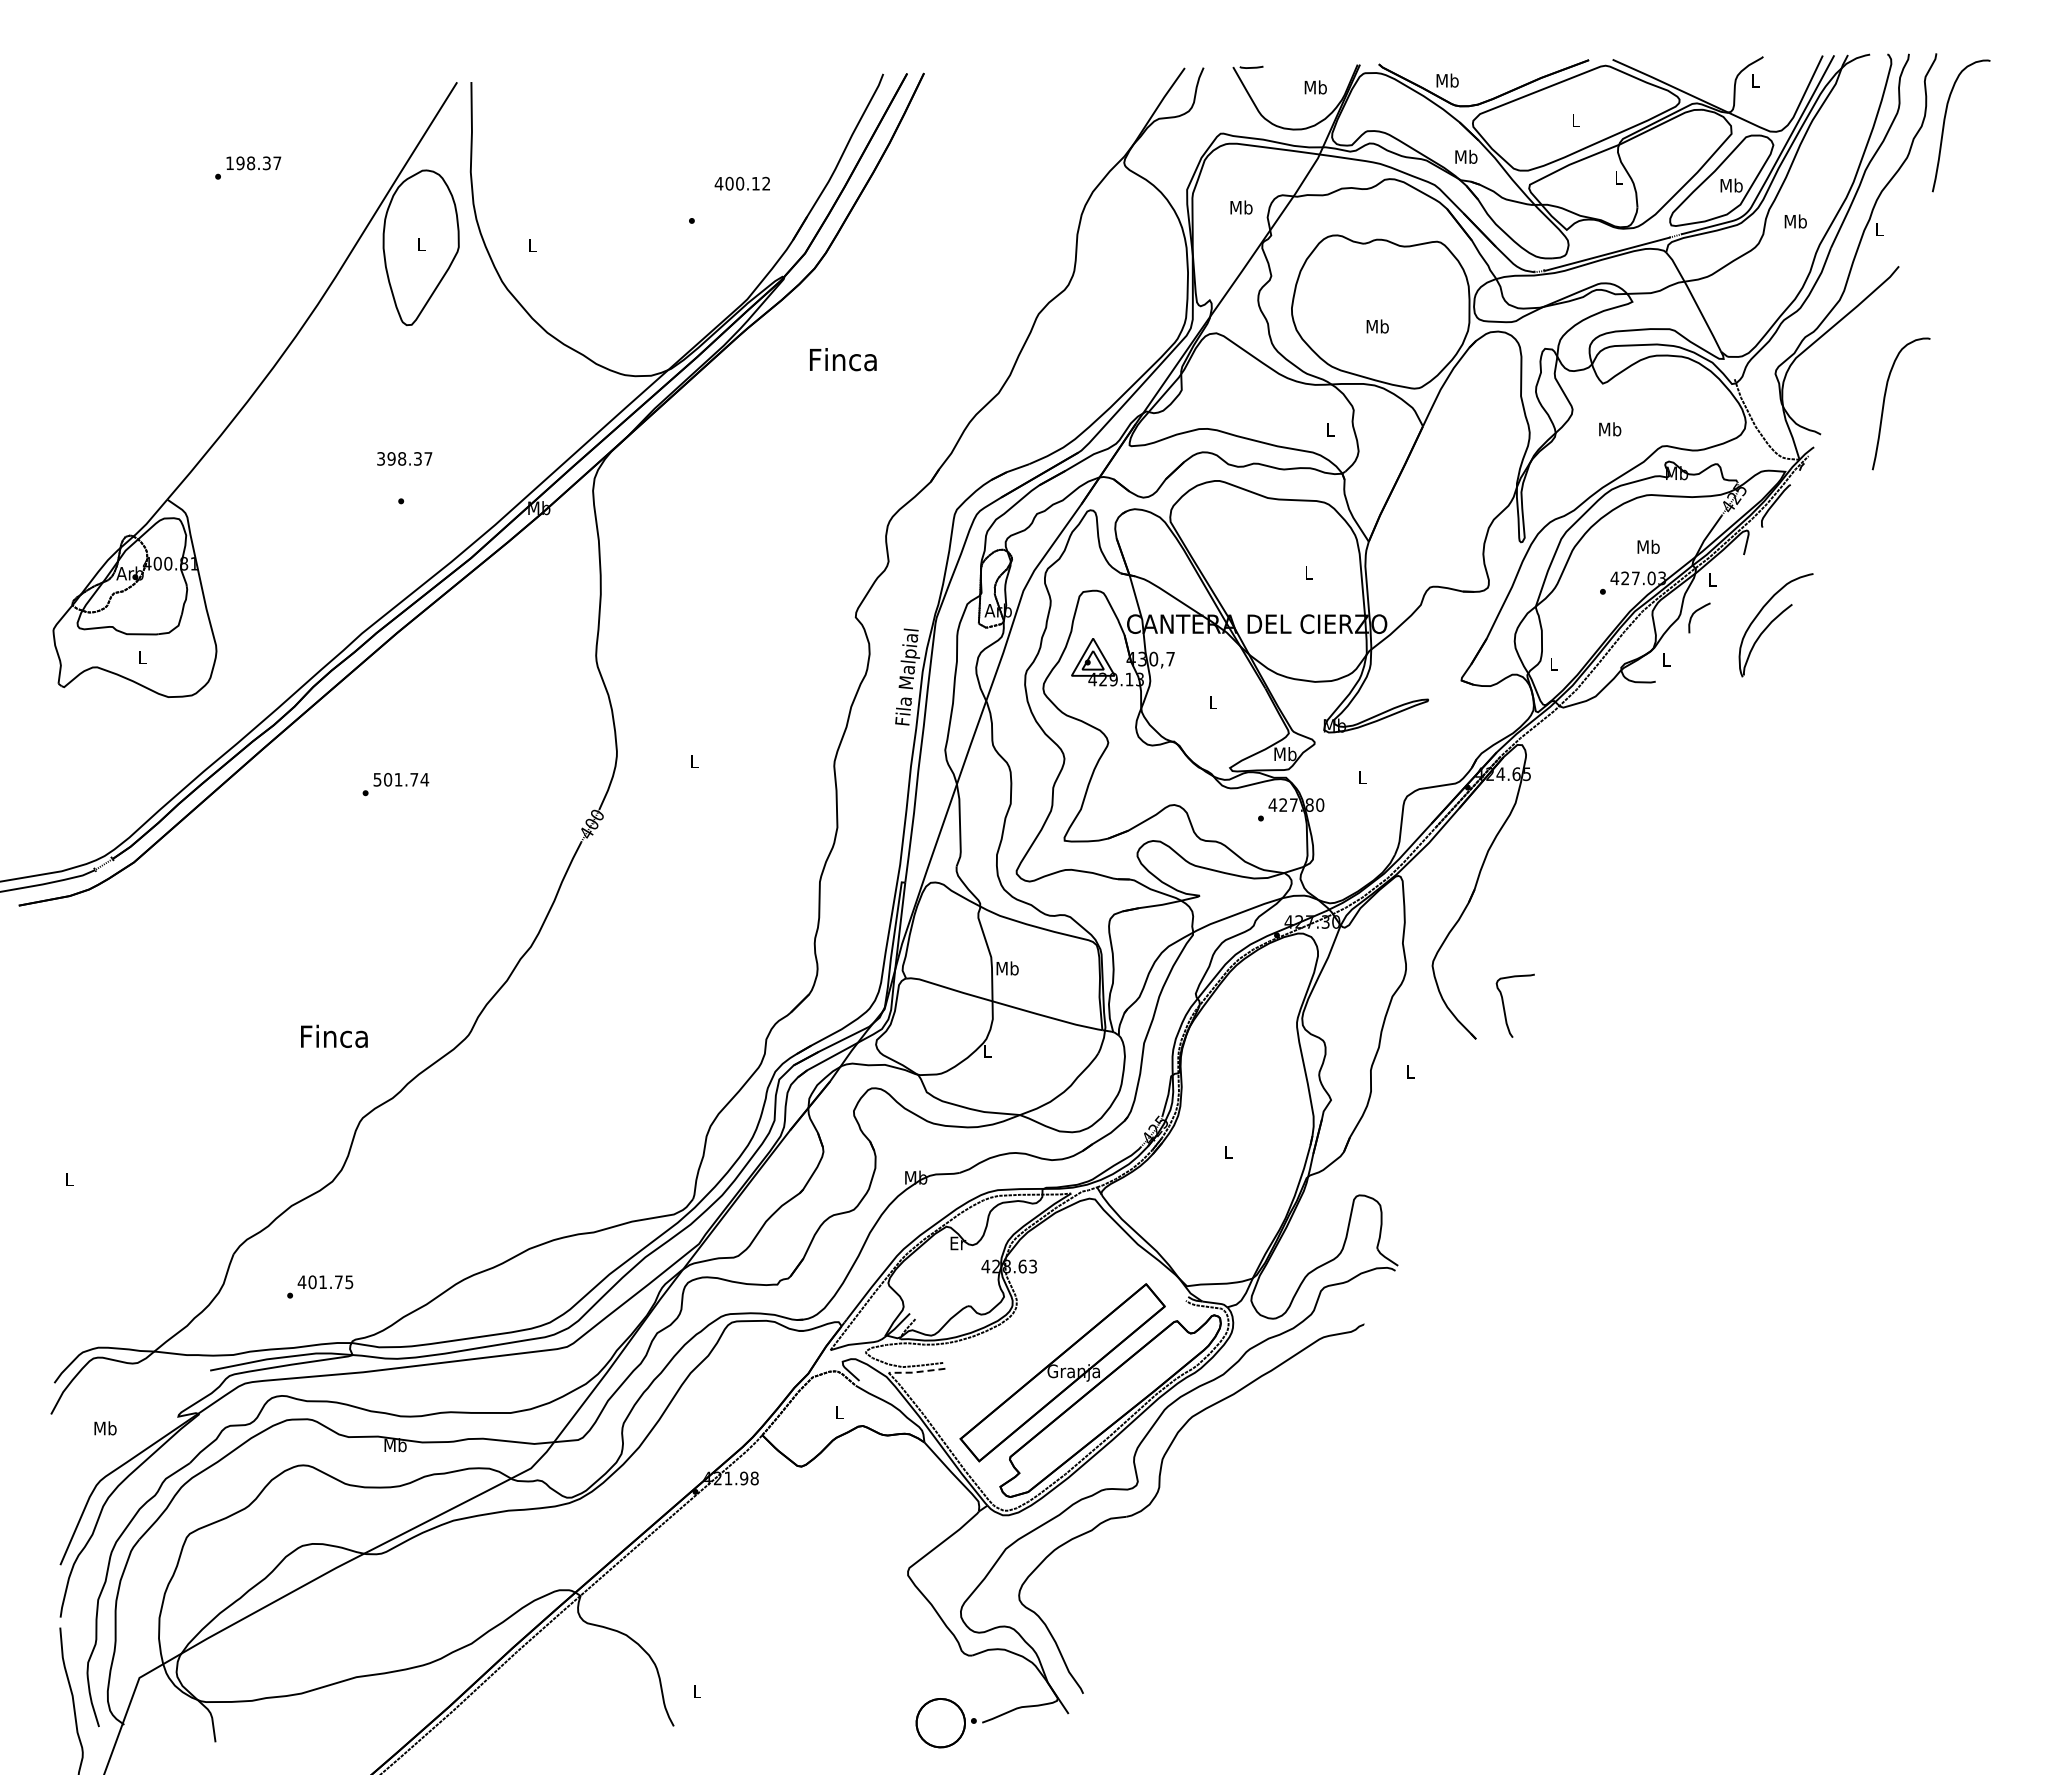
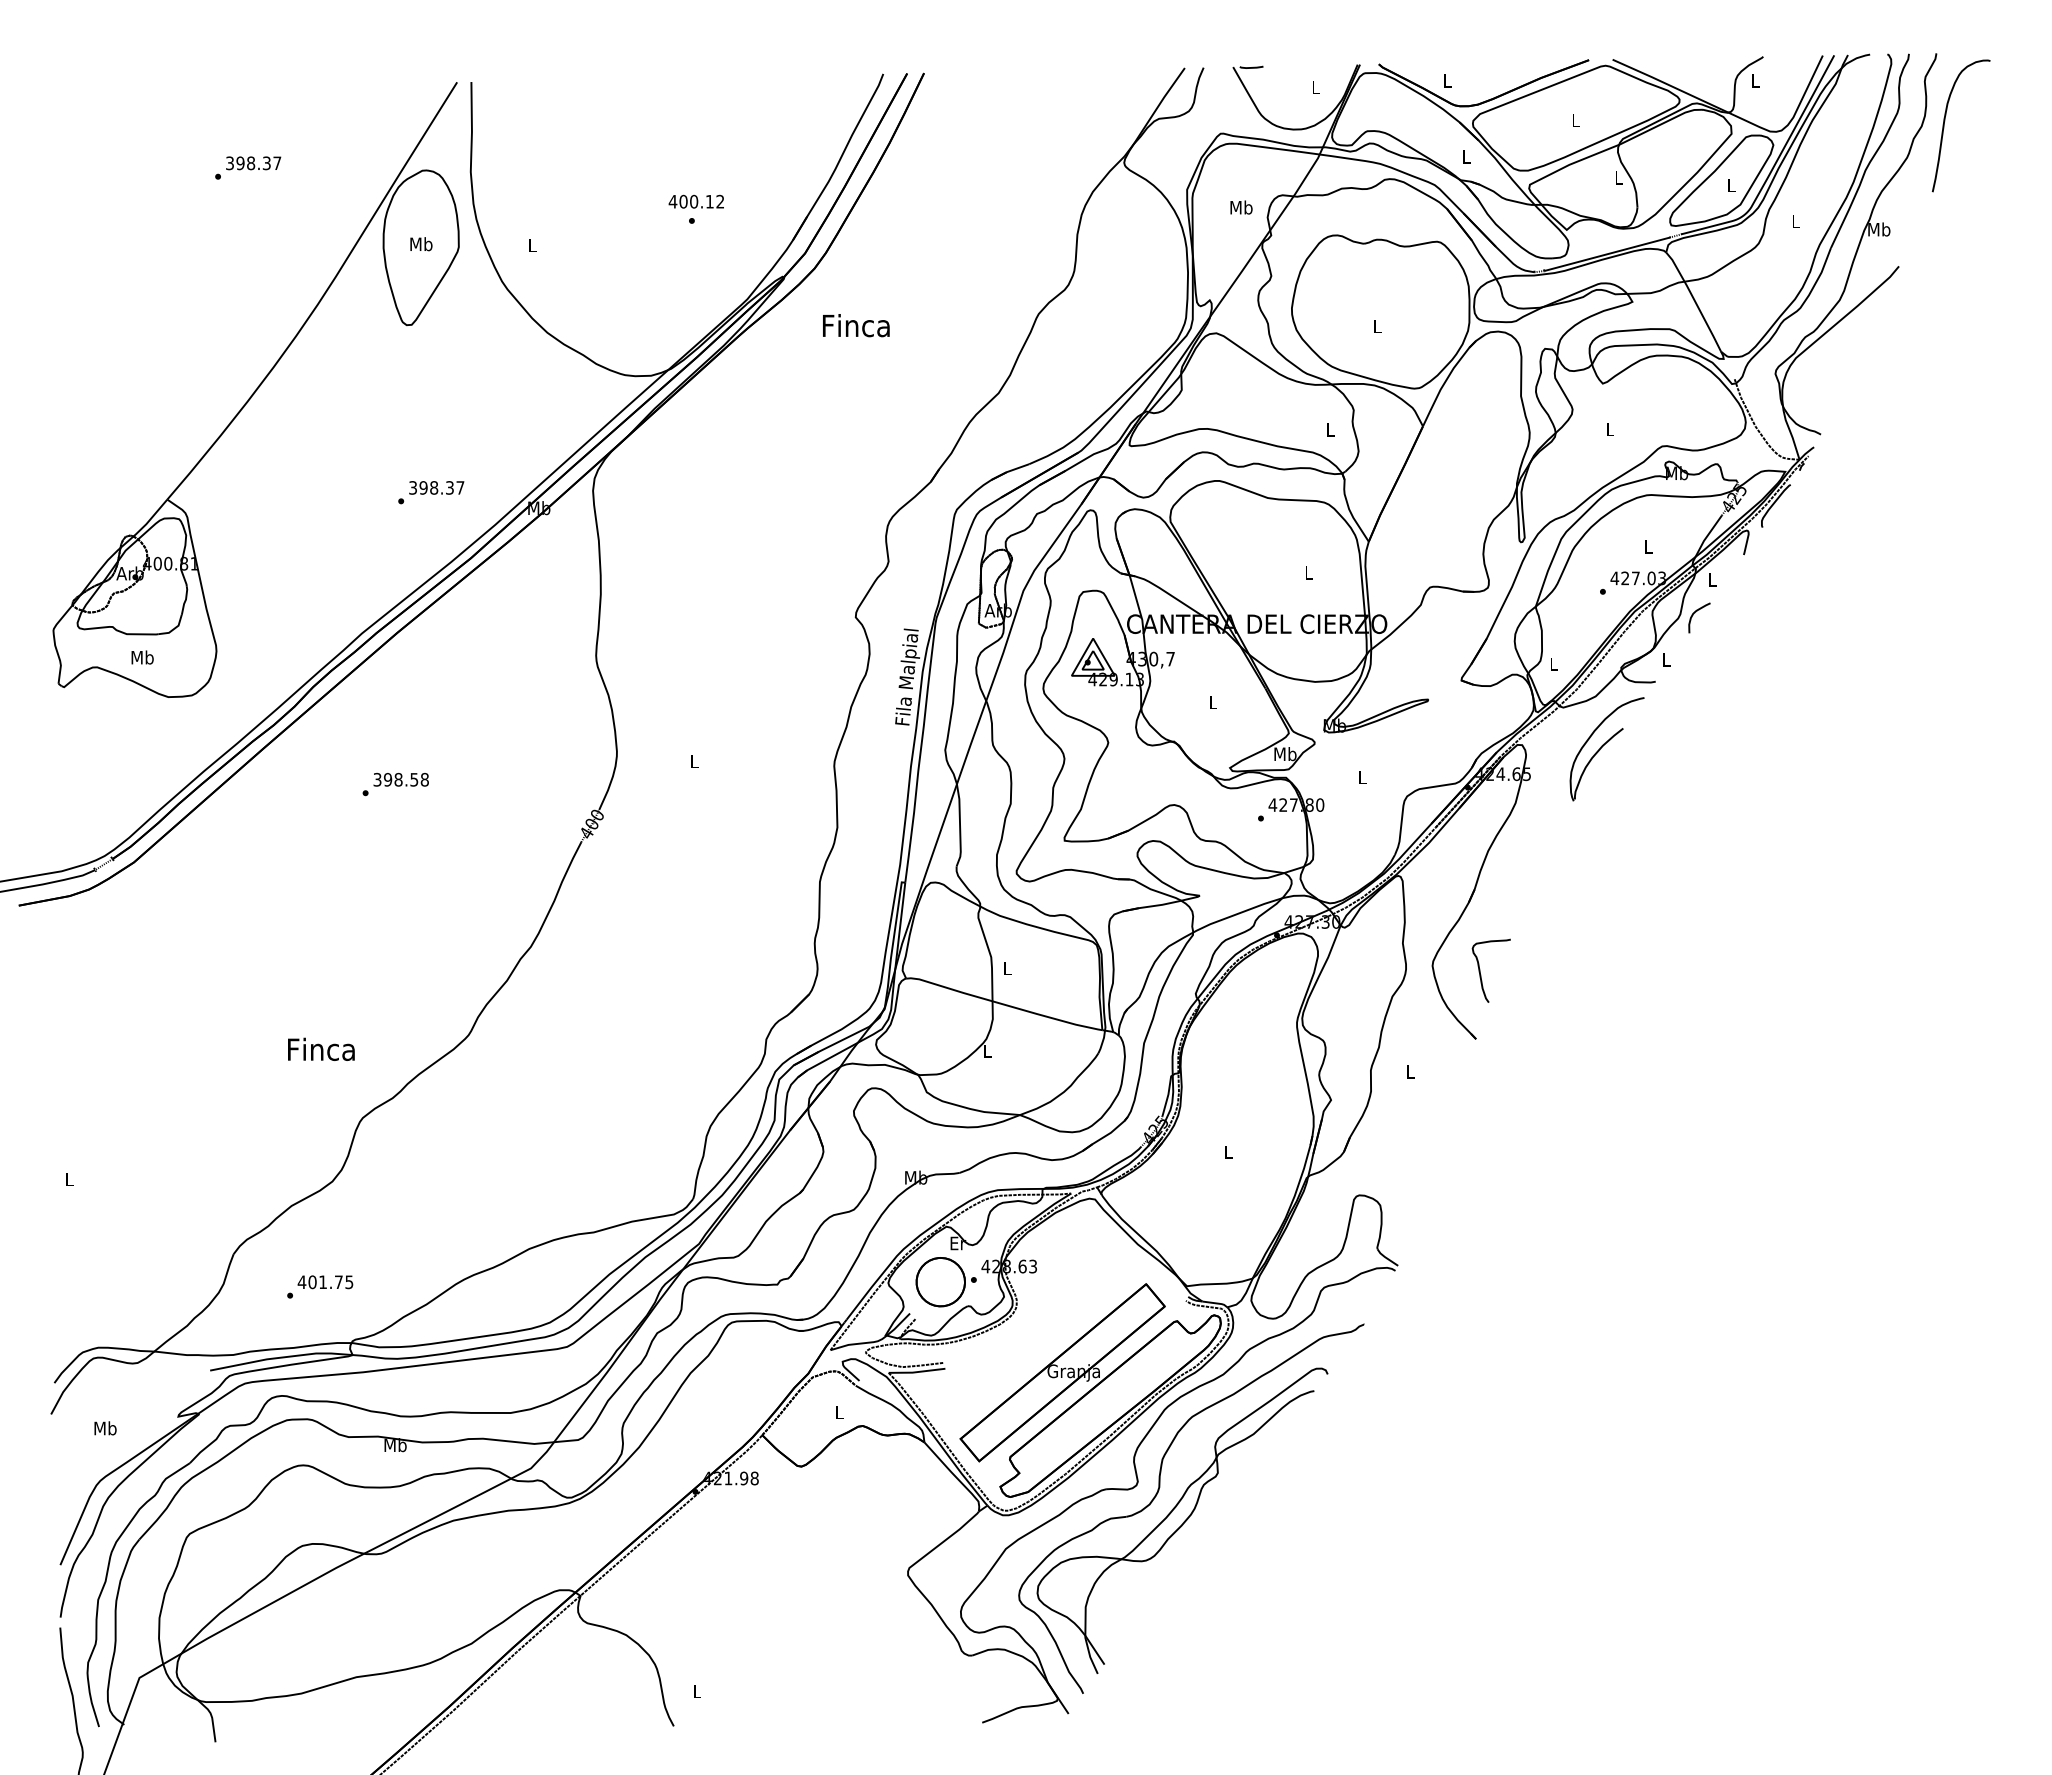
text: Mb -> L (1447, 80)
text: Mb -> L (1315, 87)
text: Mb -> L (1466, 156)
text: 198.37 -> 398.37 (229, 163)
text position: (741, 183) -> (695, 201) (695, 201)
text: Mb -> L (1731, 185)
text: Mb -> L (1795, 221)
text: L -> Mb (1879, 229)
text: L -> Mb (421, 244)
text: Mb -> L (1377, 326)
text position: (843, 359) -> (856, 325) (856, 325)
curve: present -> none (1885, 399)
text: Mb -> L (1610, 429)
text position: (404, 458) -> (436, 487) (436, 487)
text: Mb -> L (1648, 546)
part position: (1775, 625) -> (1606, 749) (1606, 749)
text: L -> Mb (142, 657)
text: 501.74 -> 398.58 (401, 779)
text: Mb -> L (1007, 968)
curve position: (1505, 1009) -> (1481, 974) (1481, 974)
text position: (334, 1035) -> (321, 1048) (321, 1048)
line: dashed -> solid (916, 1372)
part: none -> present (1182, 1520)
part position: (945, 1723) -> (945, 1282) (945, 1282)
